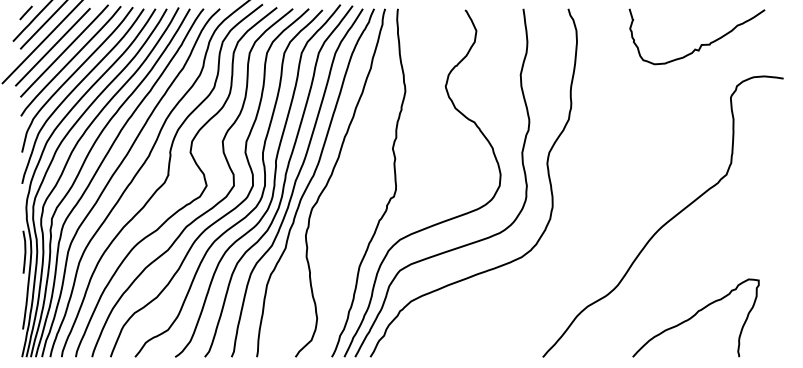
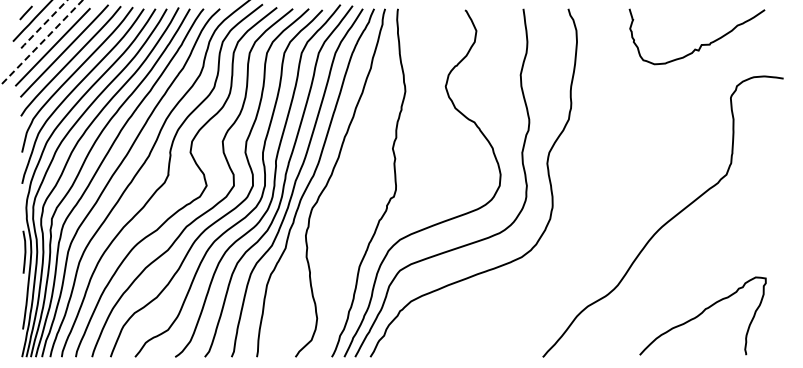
line: solid -> dashed (43, 25)
line: solid -> dashed (42, 41)
curve position: (694, 316) -> (701, 314) (701, 314)
